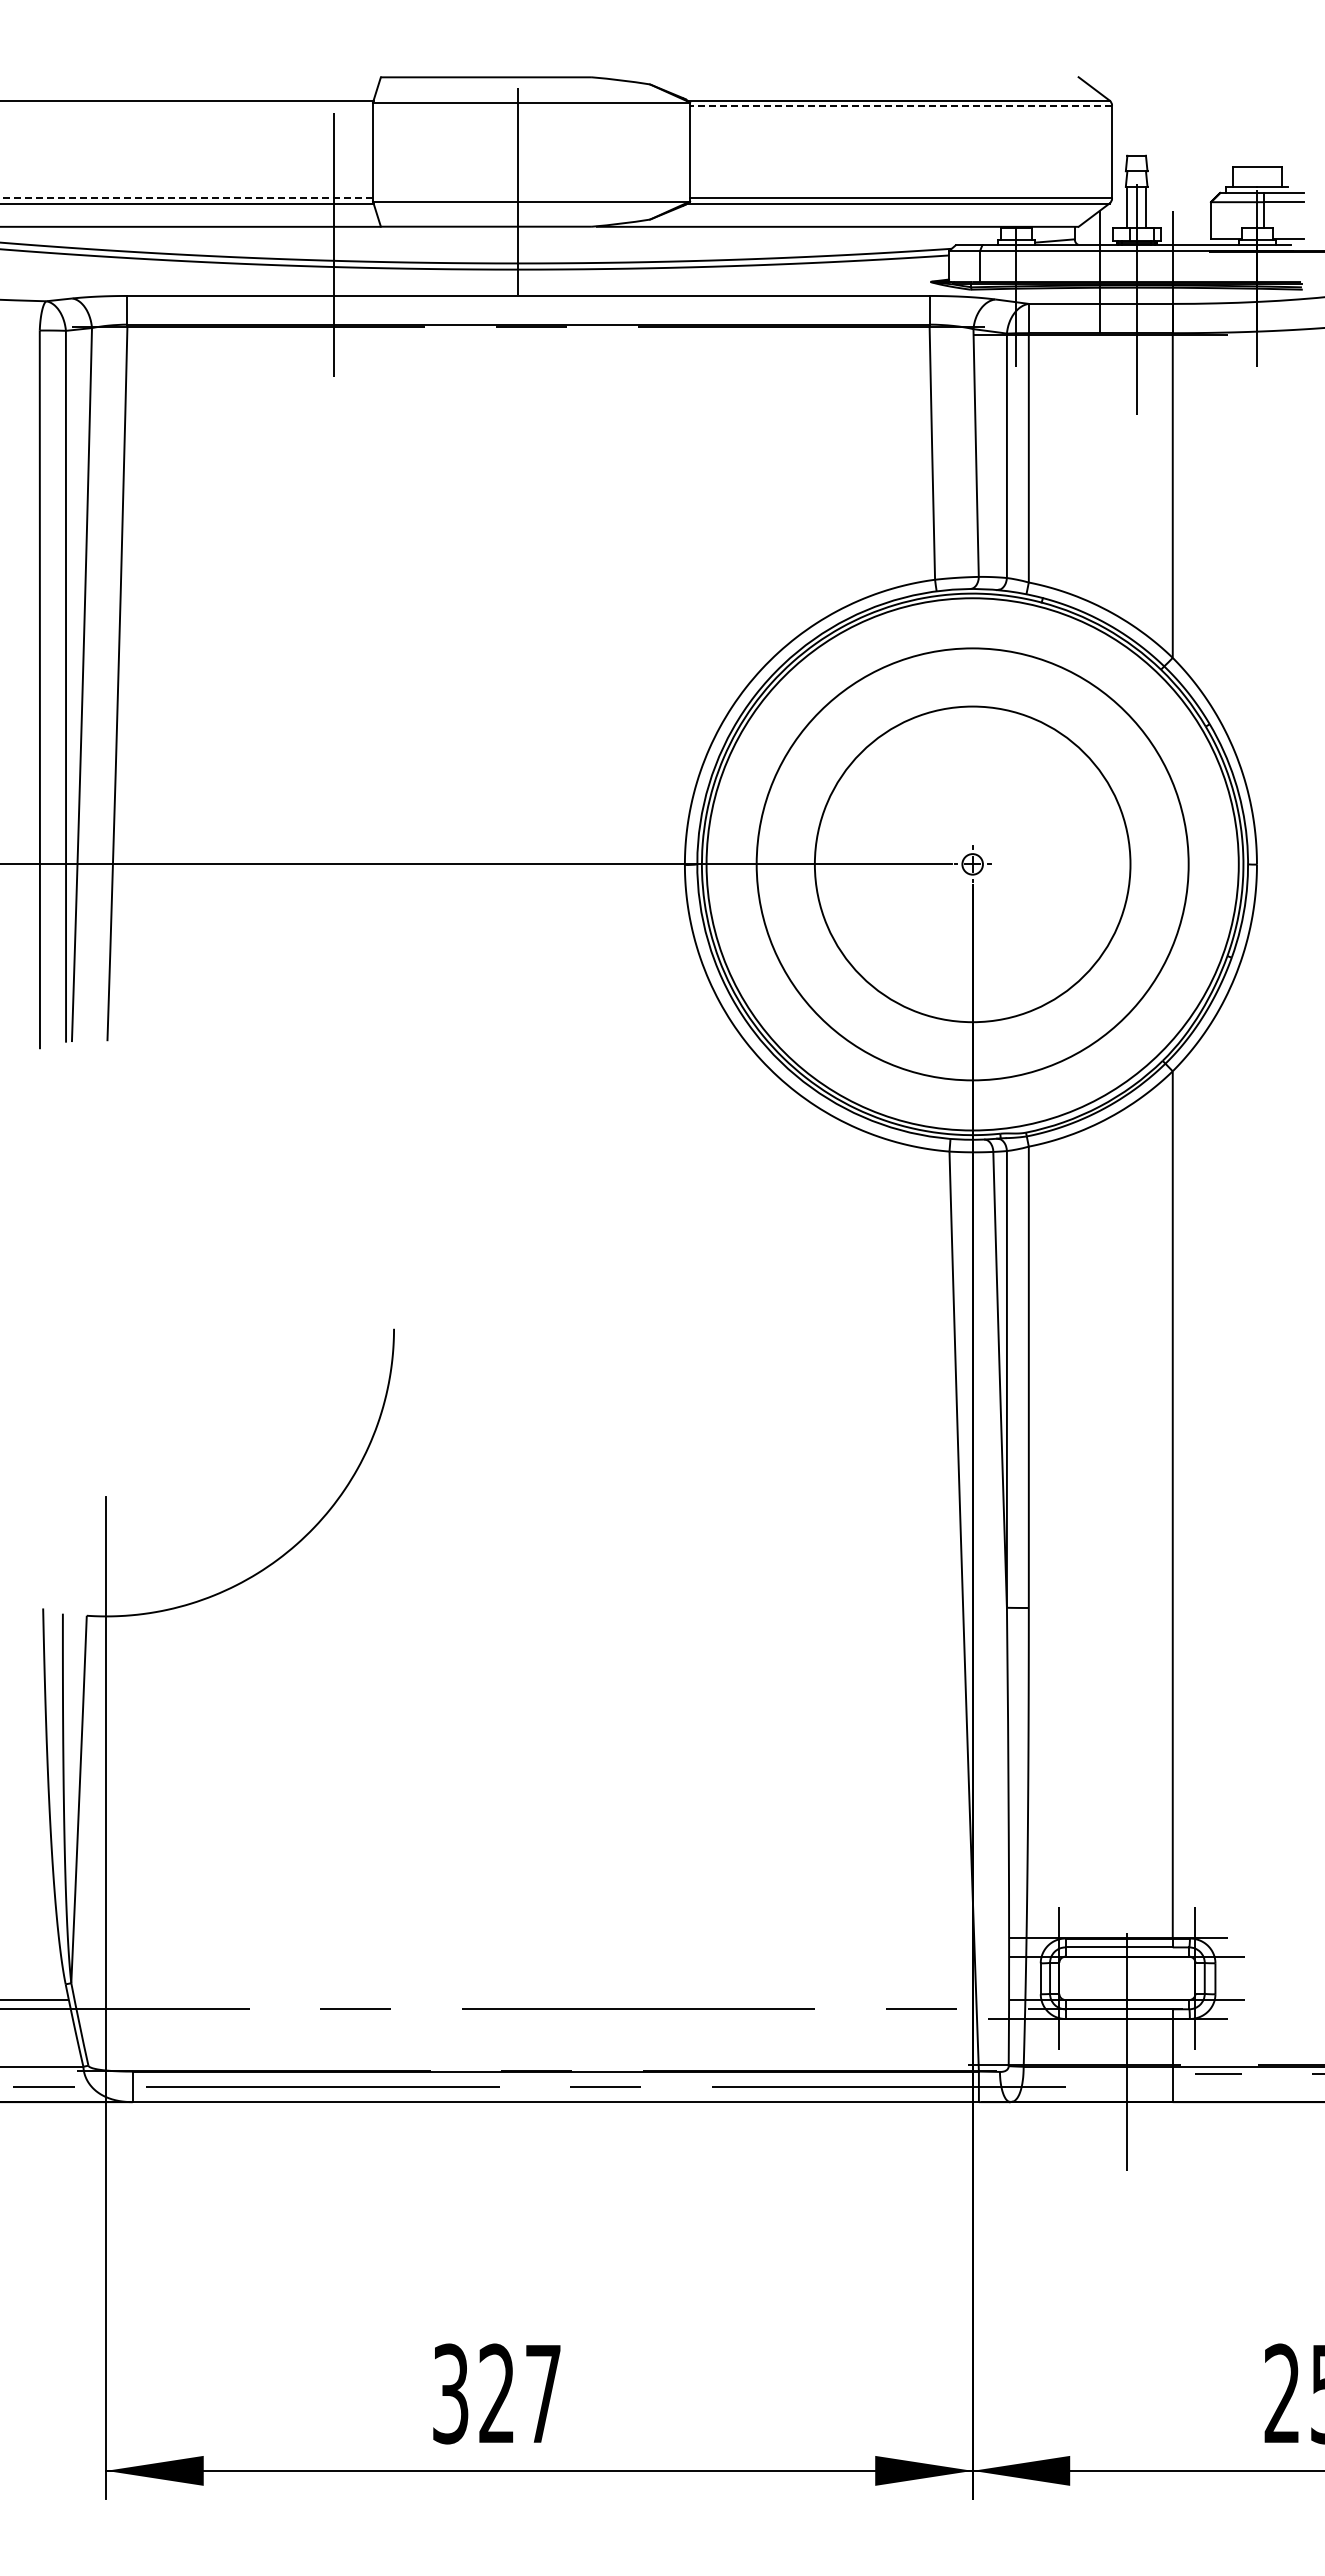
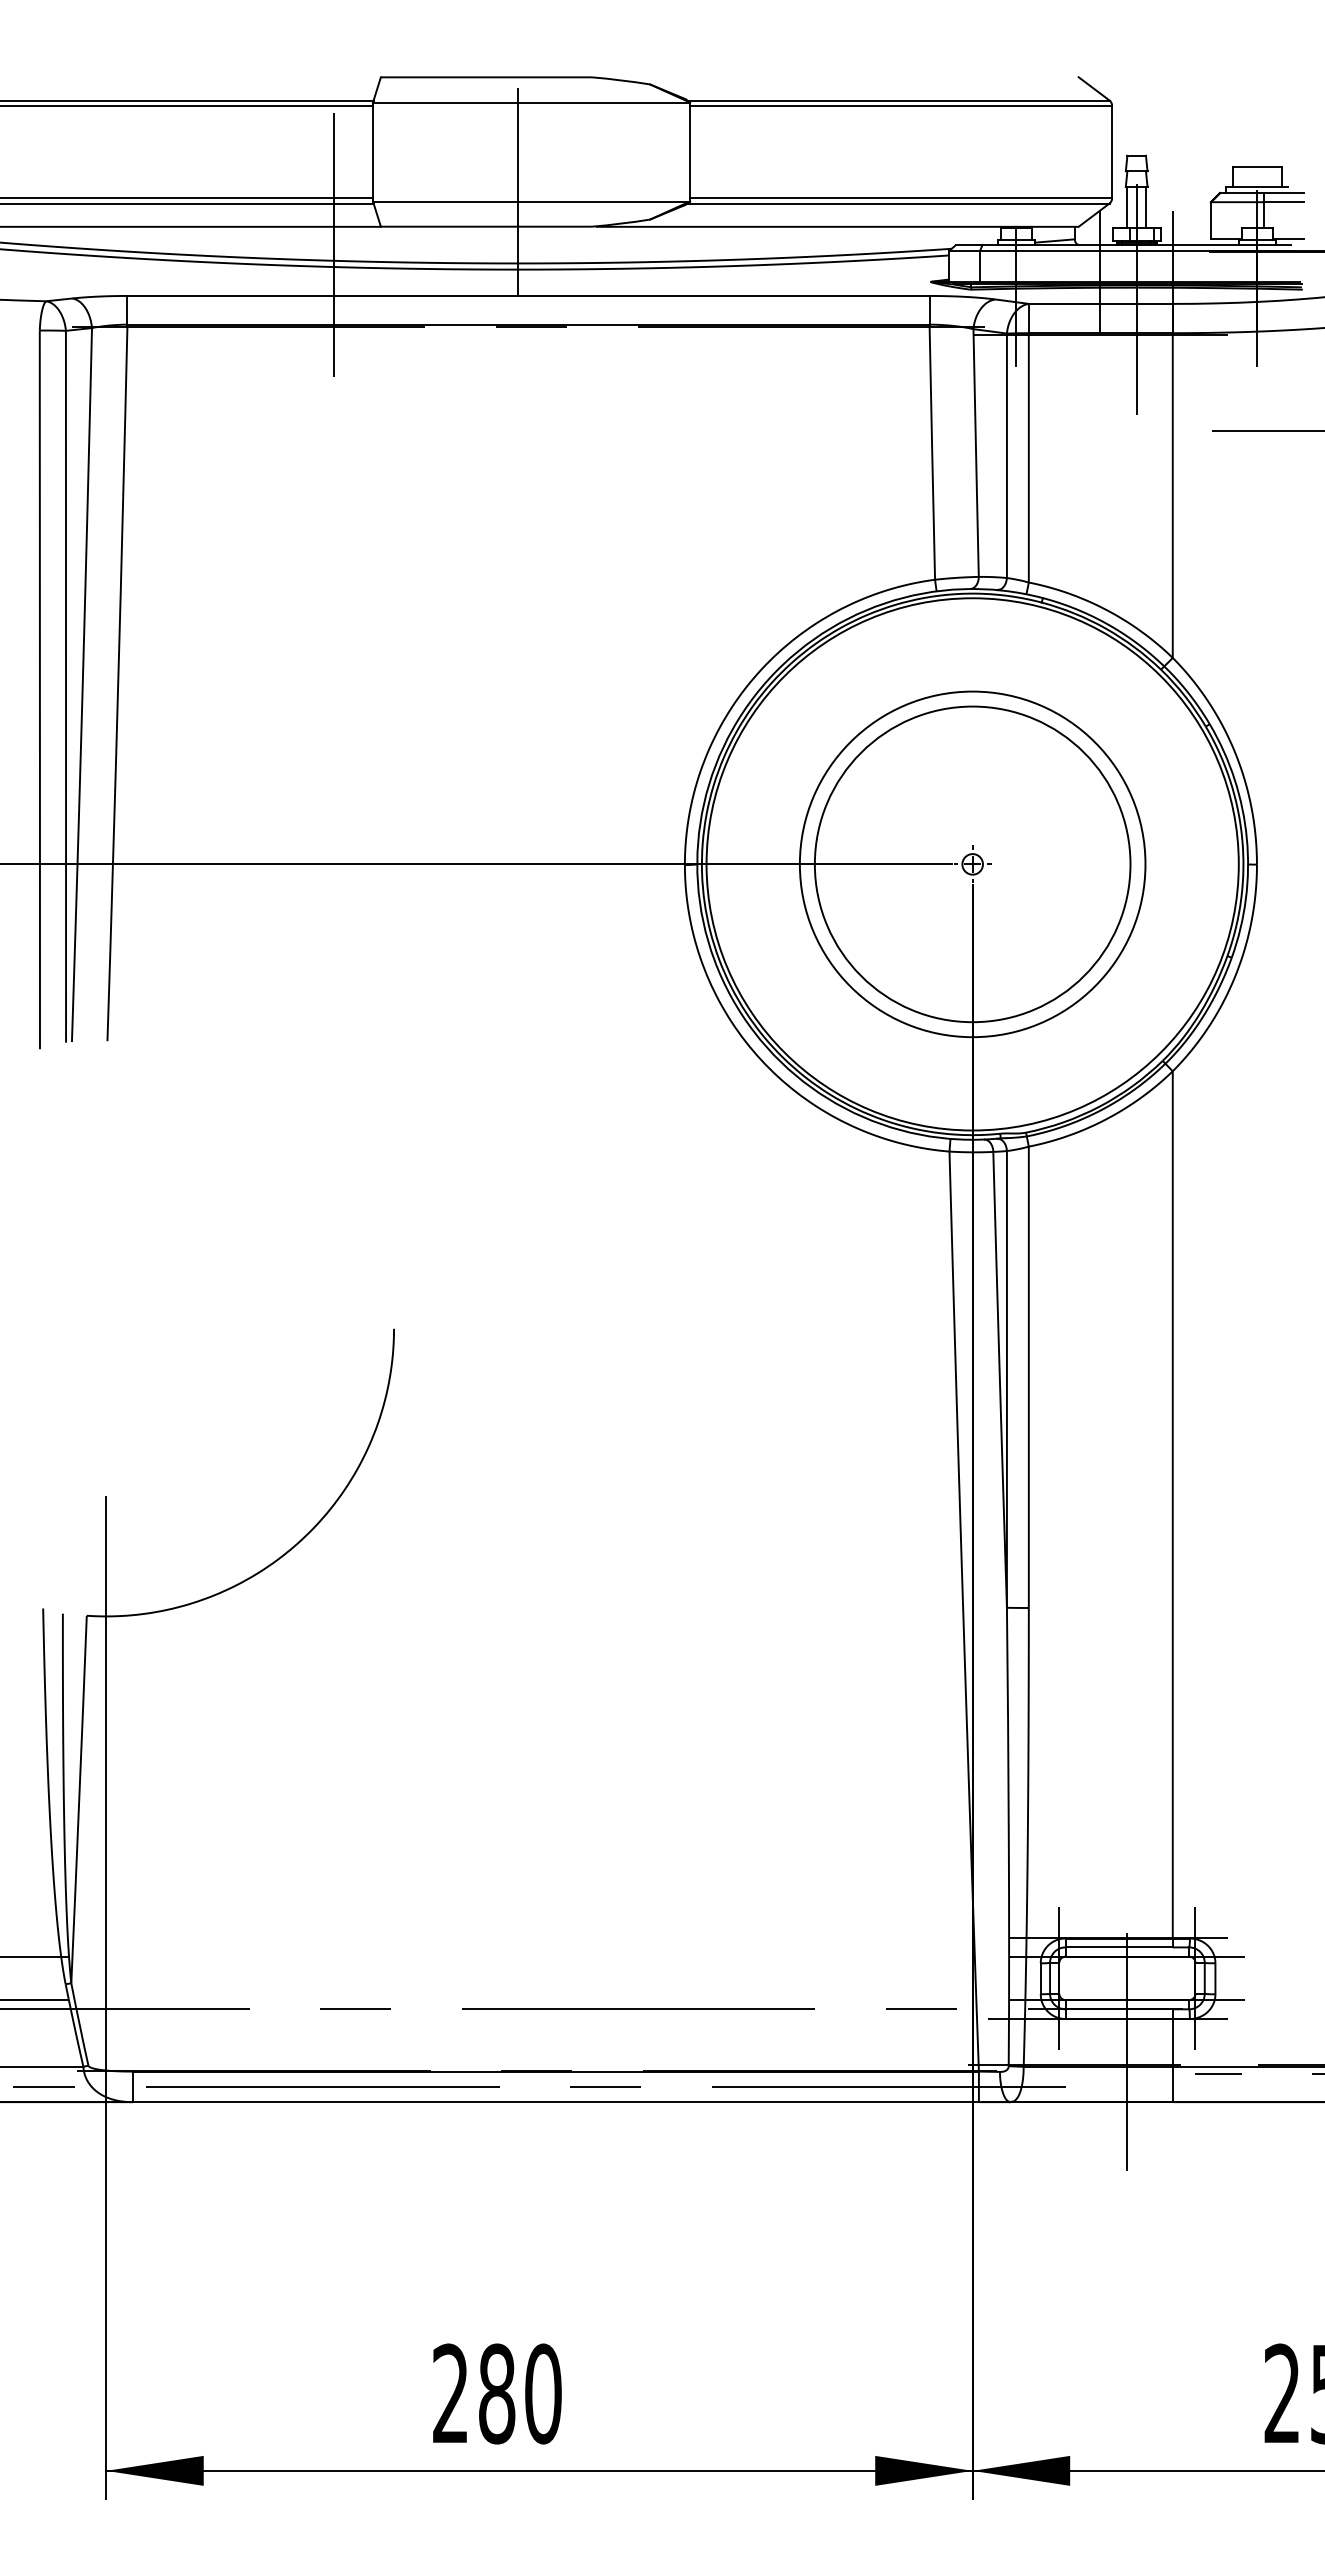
line: none -> present (187, 105)
line: dashed -> solid (900, 105)
line: dashed -> solid (186, 198)
line: none -> present (1266, 430)
circle diameter: 432 px -> 346 px (972, 864)
line: none -> present (35, 1956)
text: 327 -> 280 (497, 2393)
